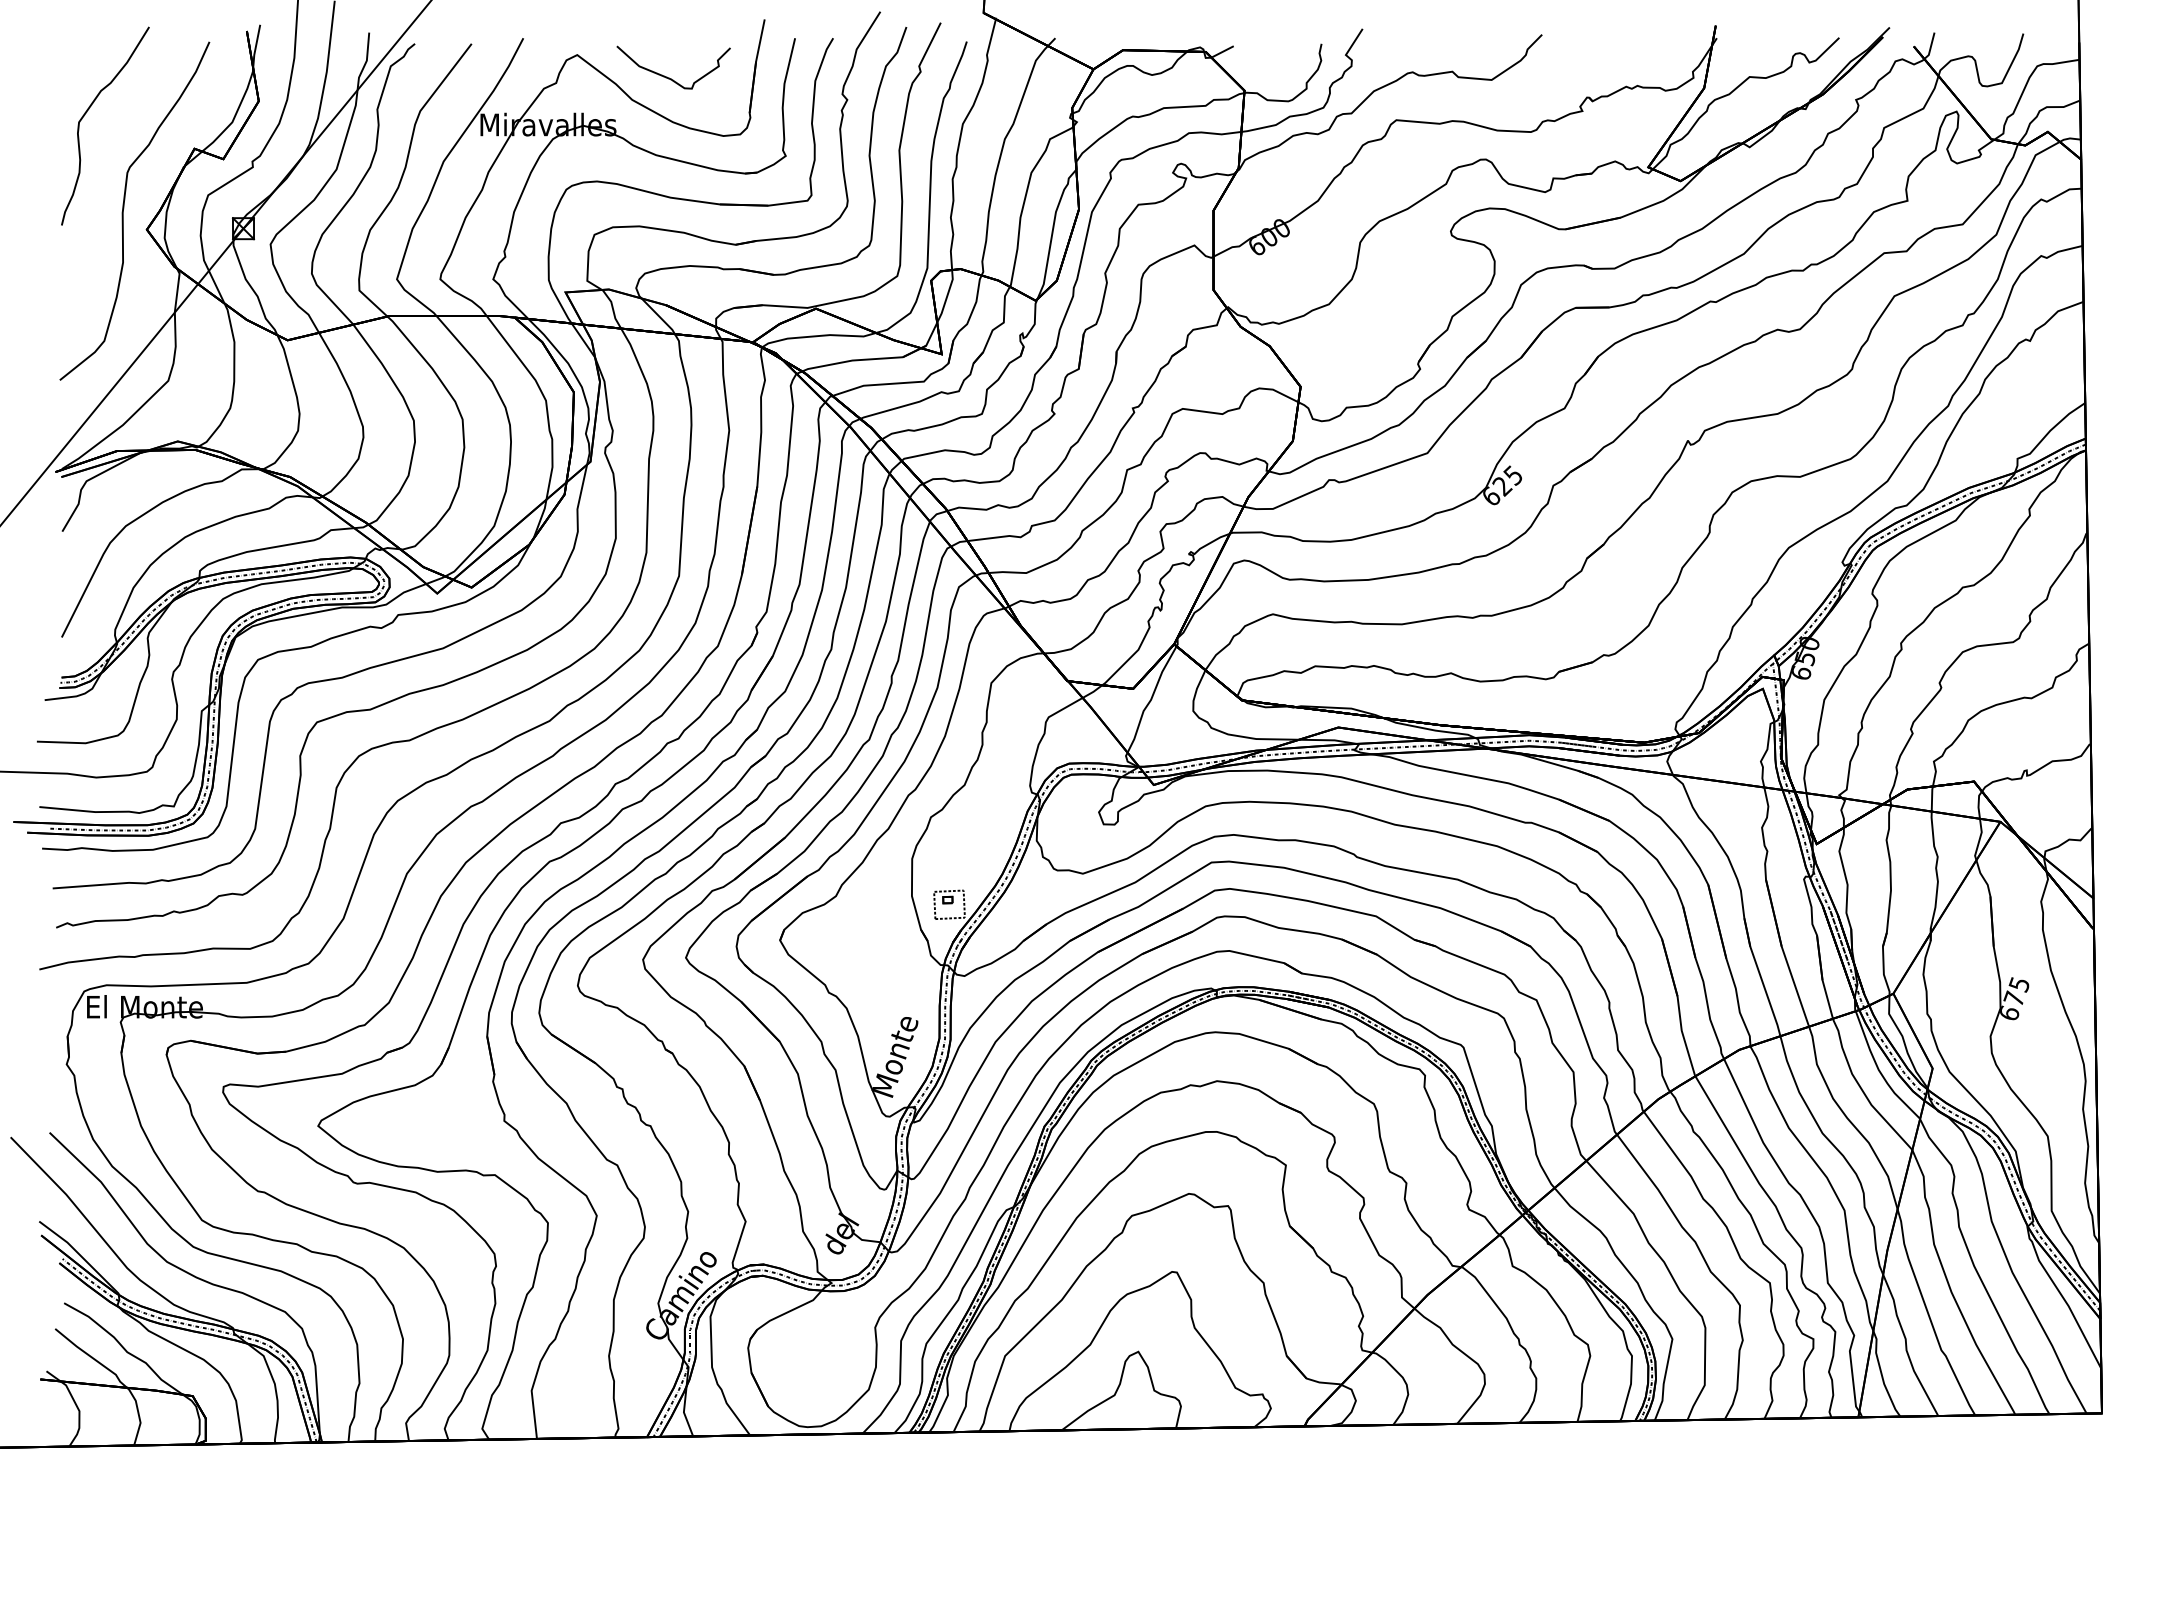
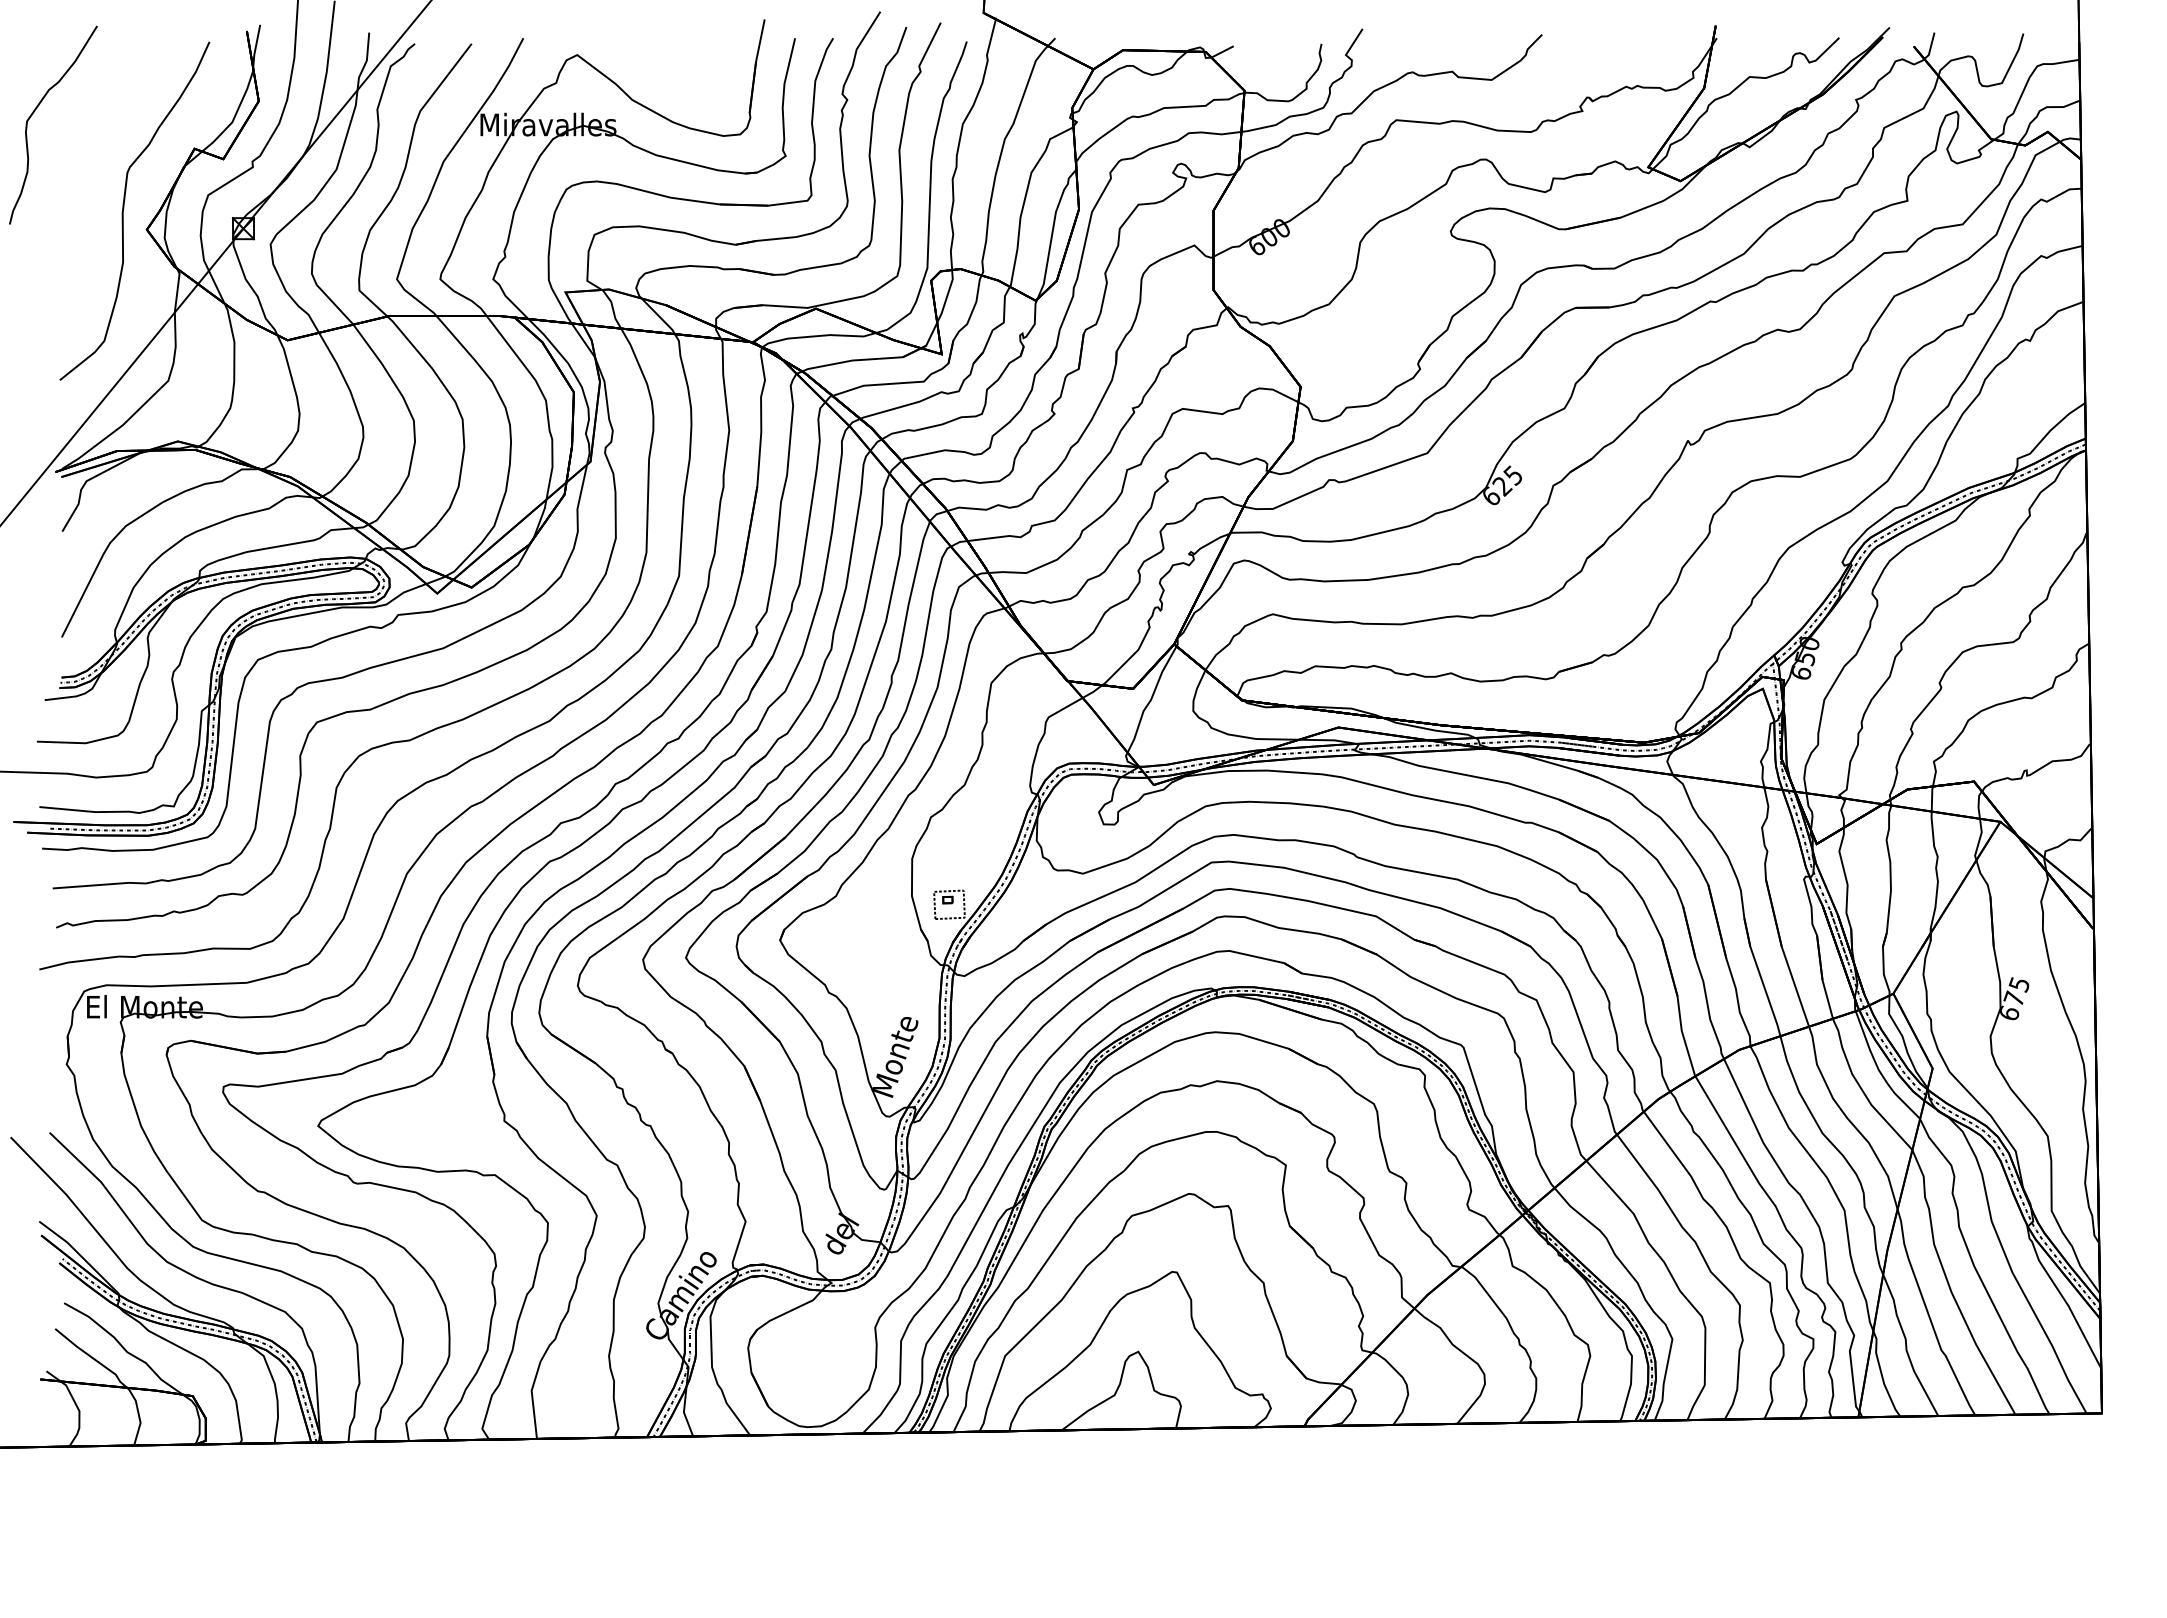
curve: present -> none (669, 77)
curve position: (87, 112) -> (35, 111) (35, 111)
